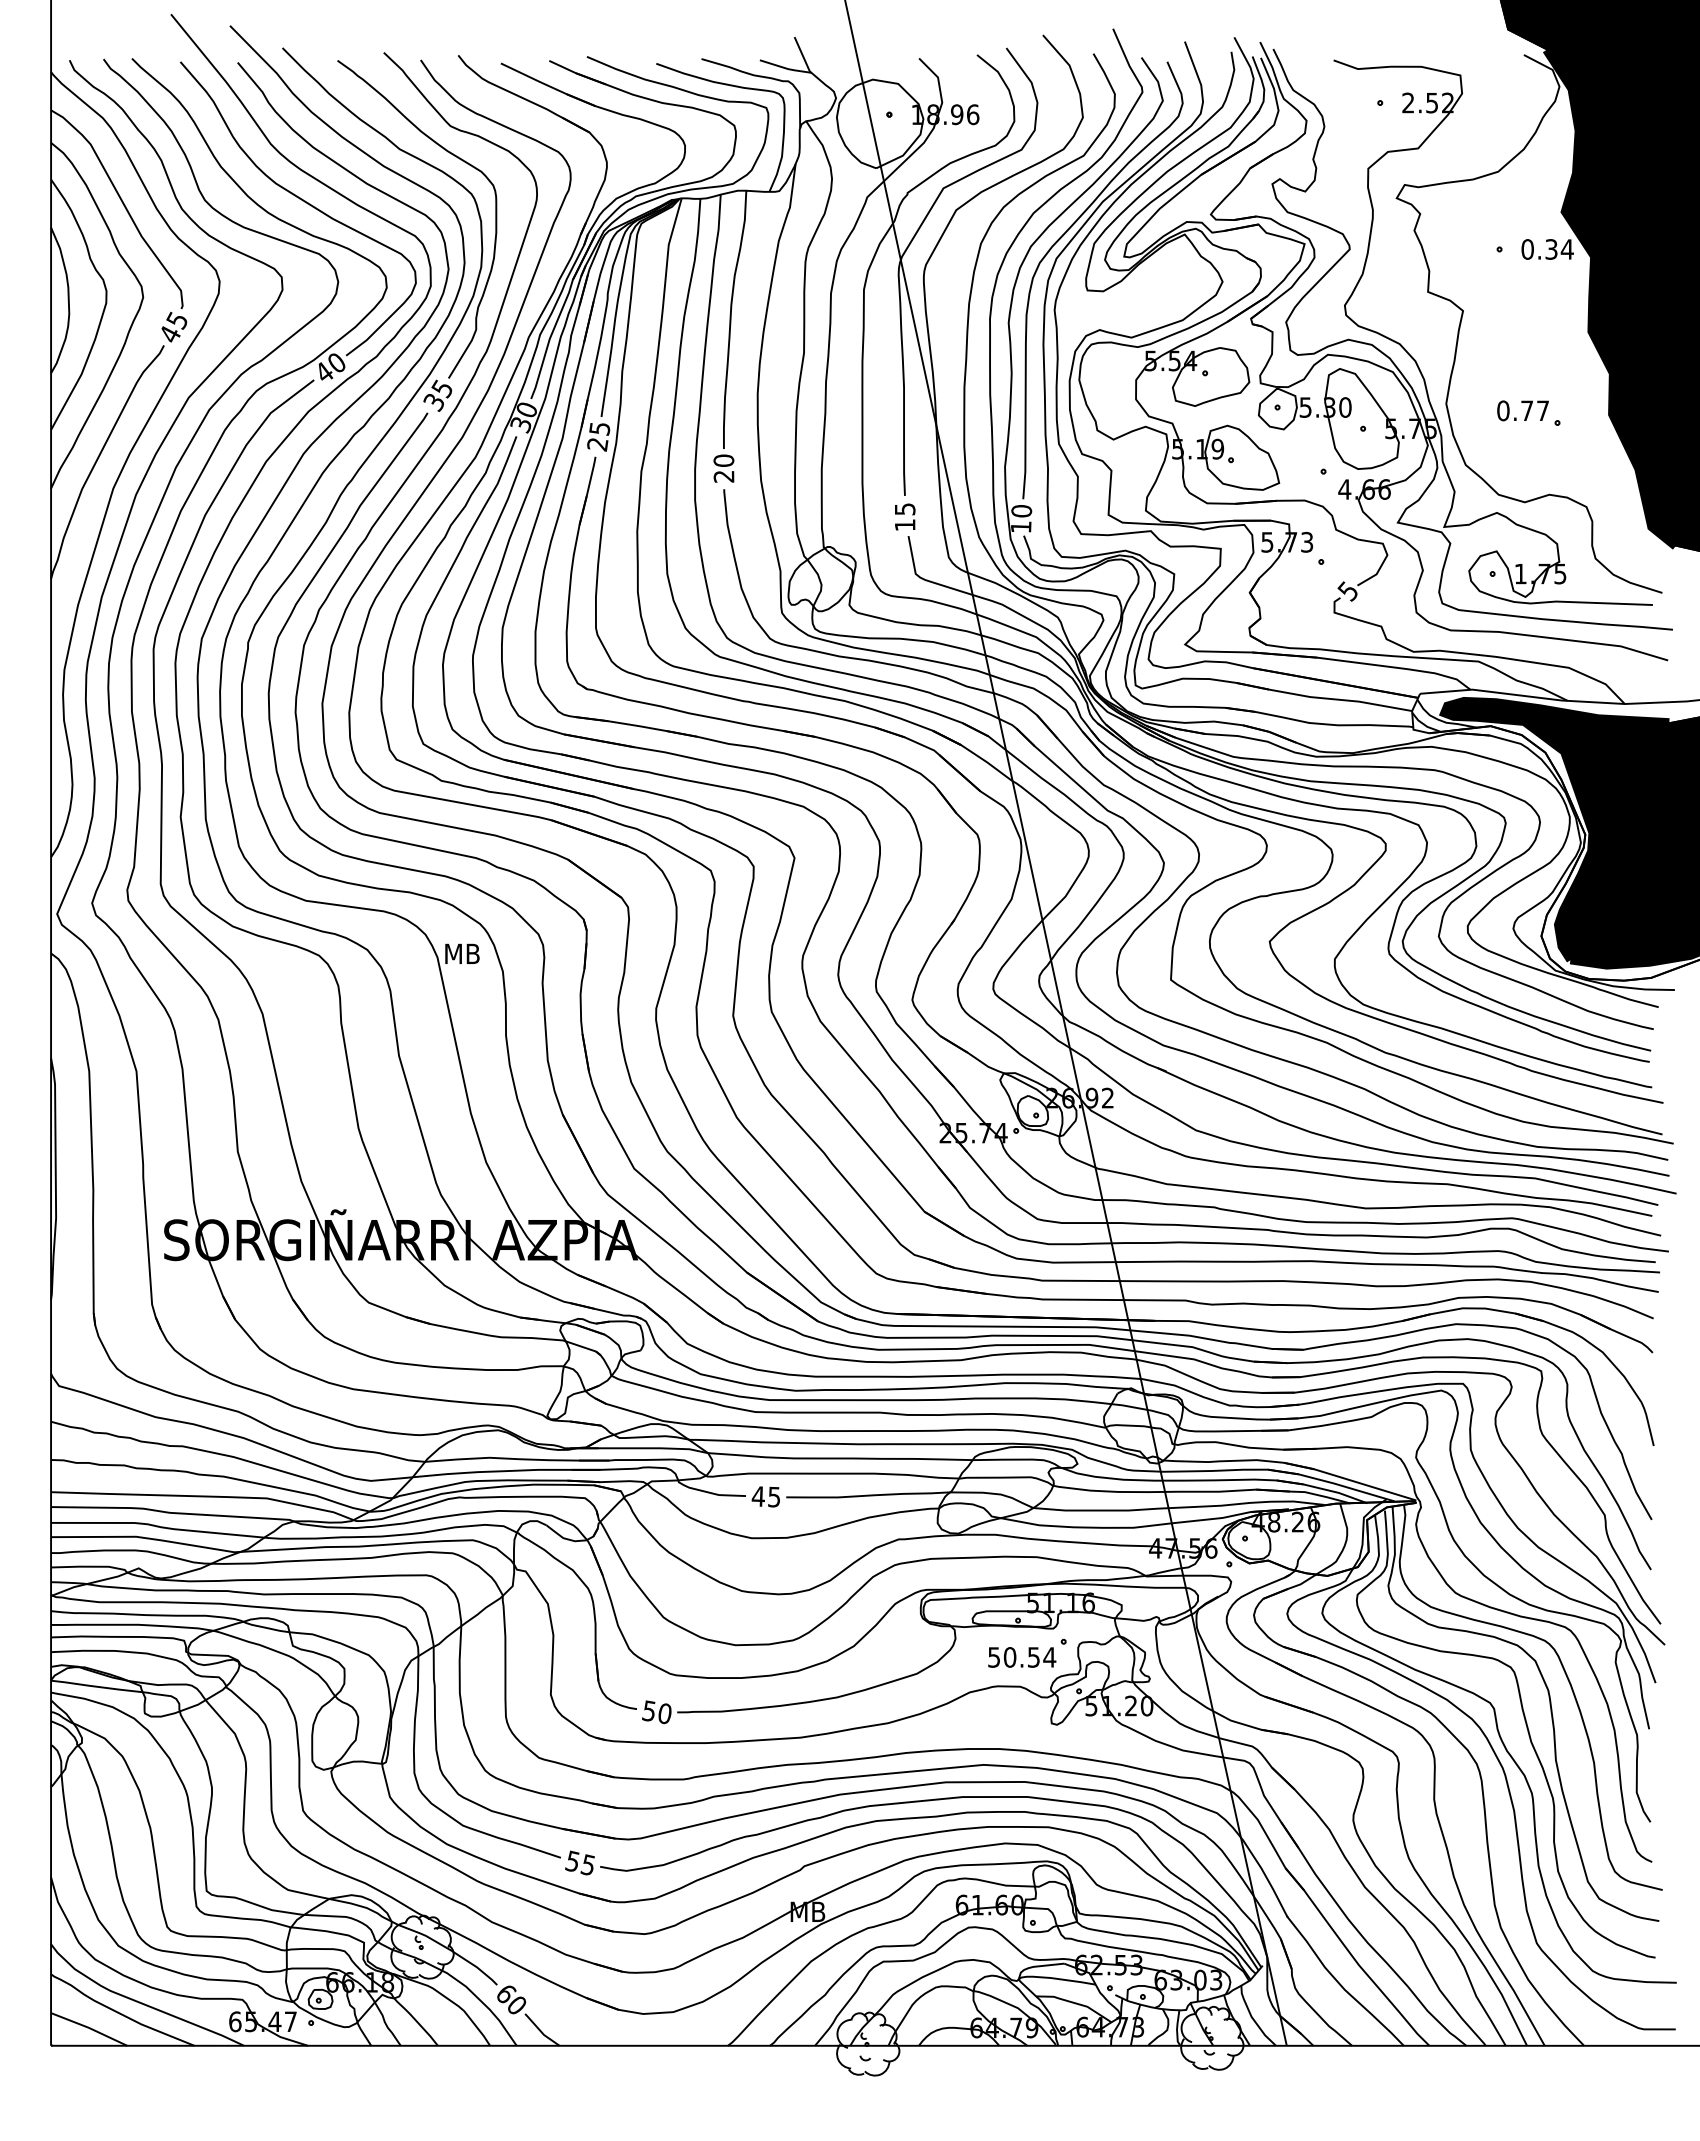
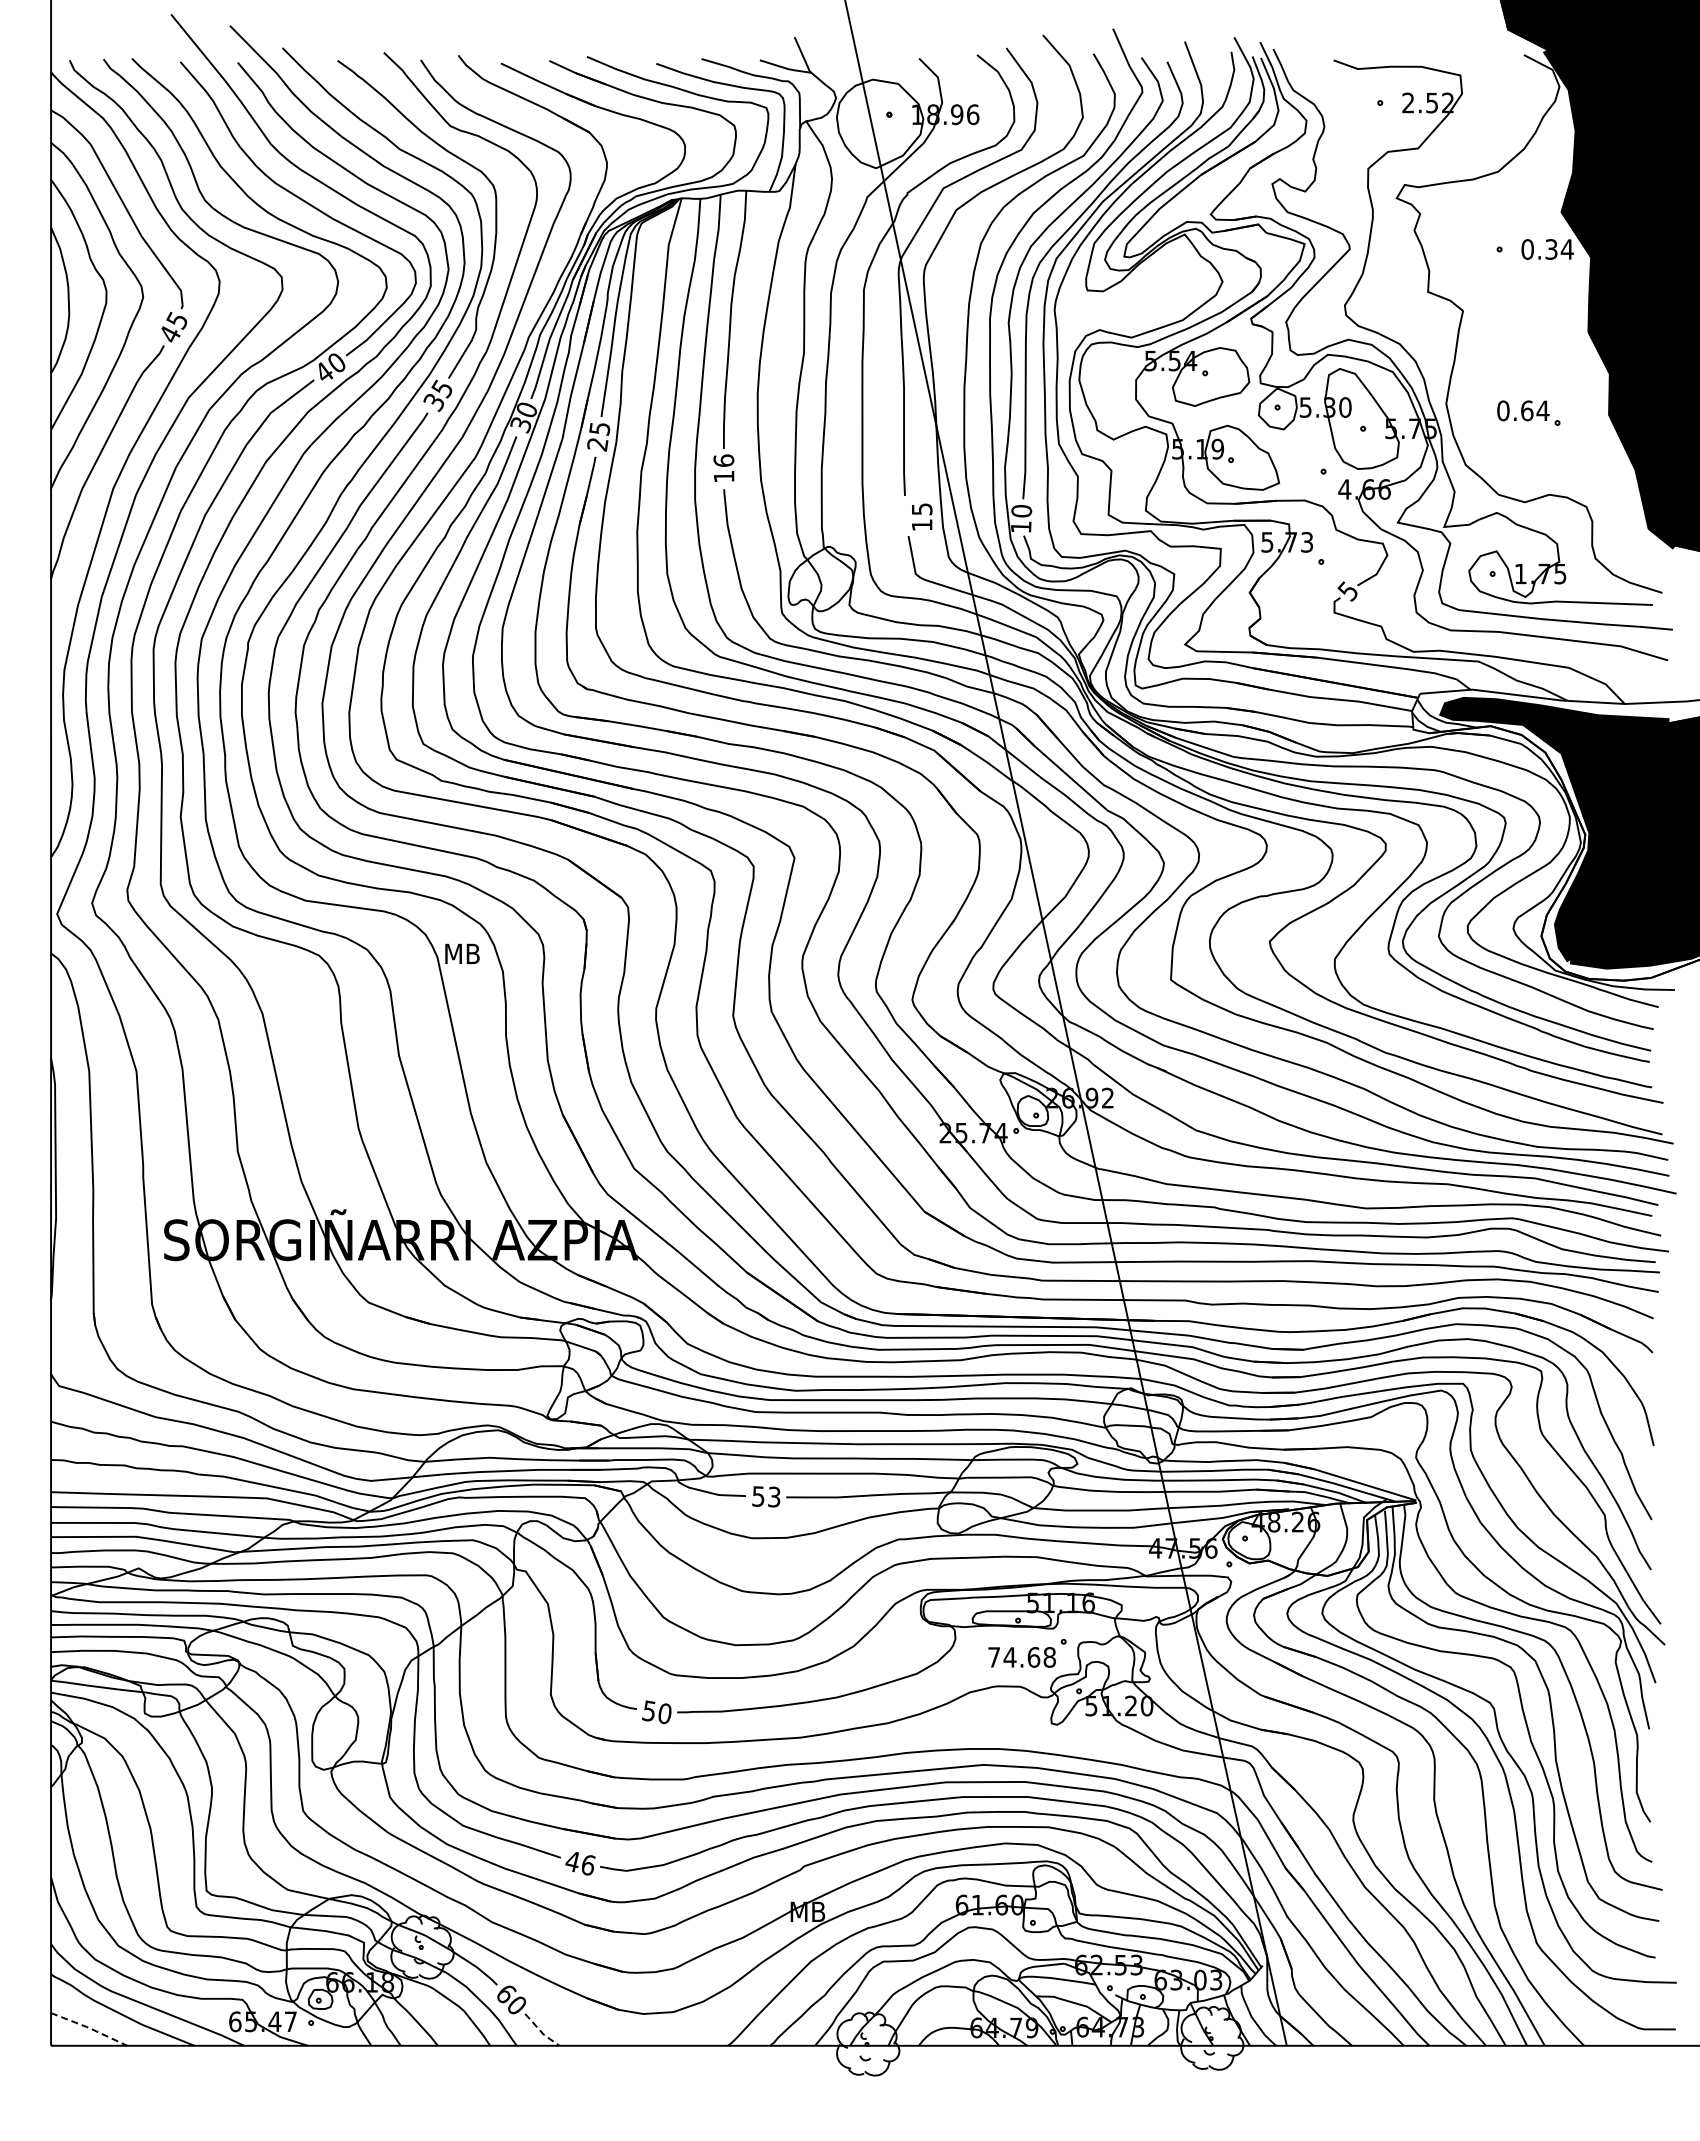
text: 0.77 -> 0.64 (1535, 410)
text: 20 -> 16 (723, 468)
text position: (905, 516) -> (922, 516) (922, 516)
text: 45 -> 53 (765, 1496)
text: 50.54 -> 74.68 (1022, 1657)
text: 55 -> 46 (580, 1862)
line: solid -> dashed (88, 2027)
line: solid -> dashed (540, 2031)
